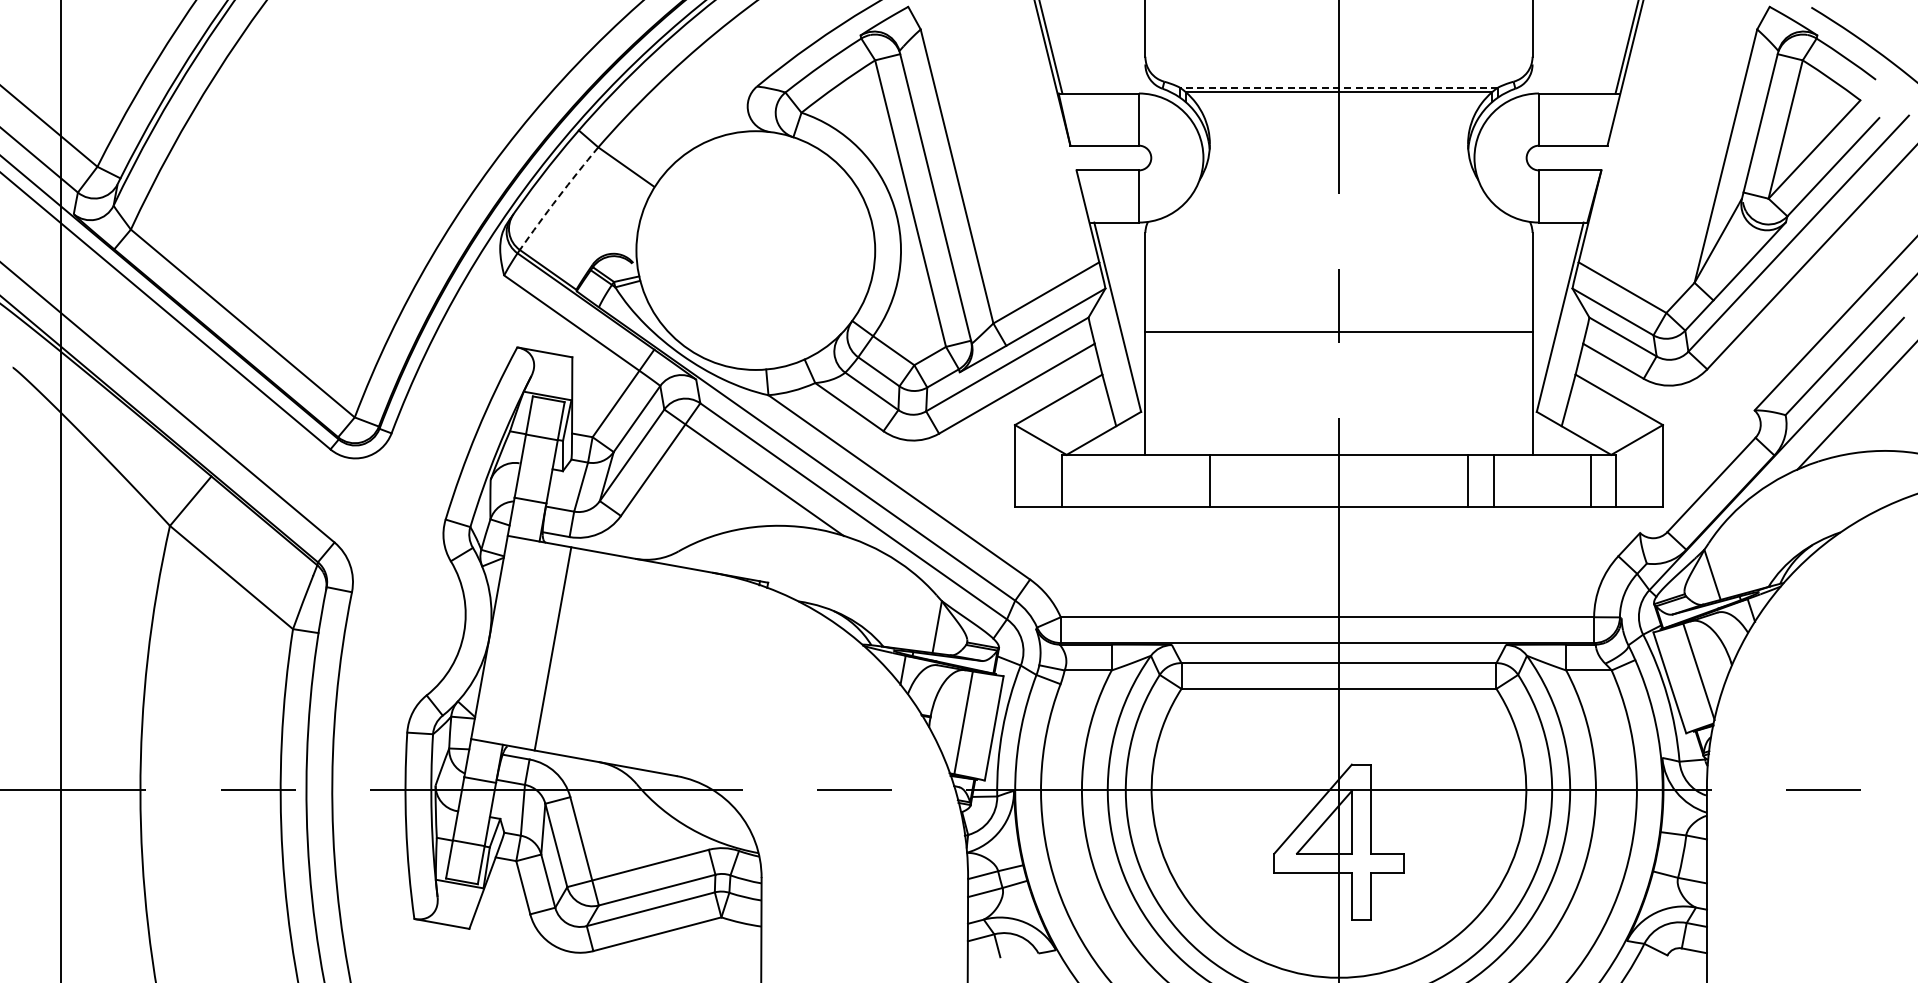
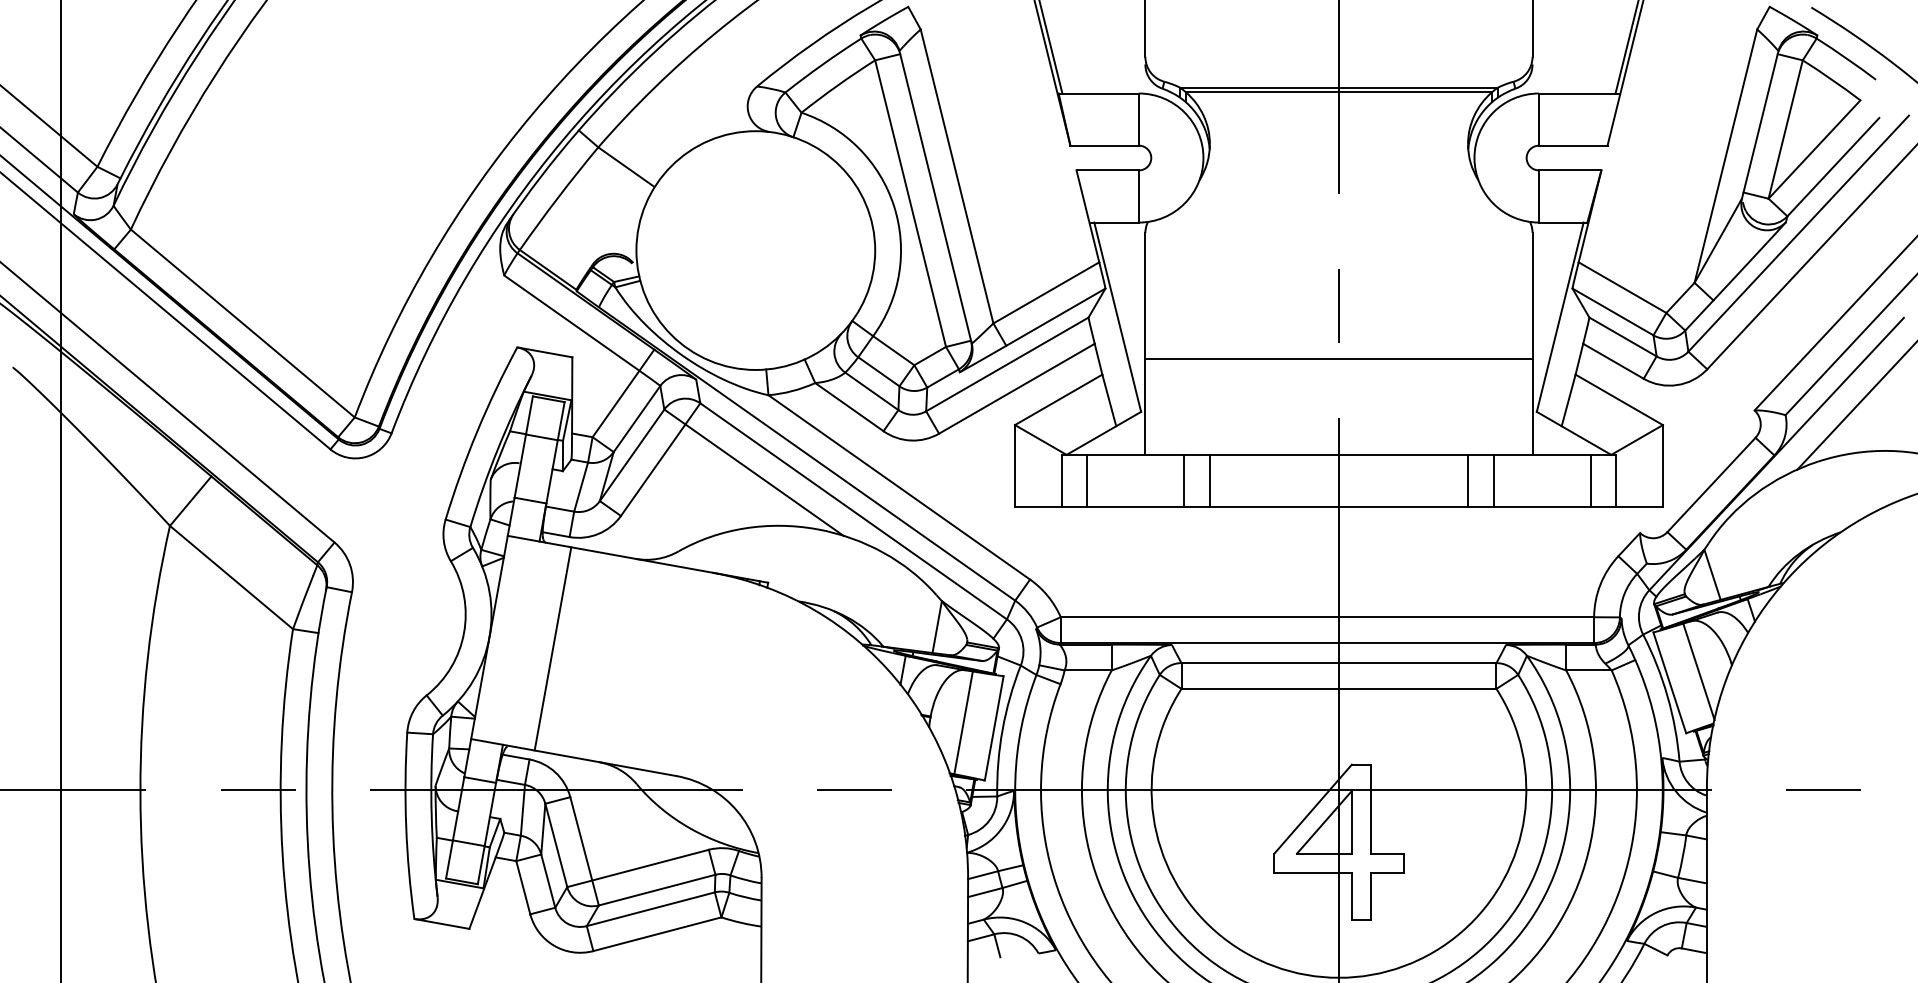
line: dashed -> solid (1338, 87)
arc: dashed -> solid (558, 197)
line position: (1338, 332) -> (1338, 359) (1338, 359)
line: none -> present (1087, 480)
line: none -> present (1184, 480)
